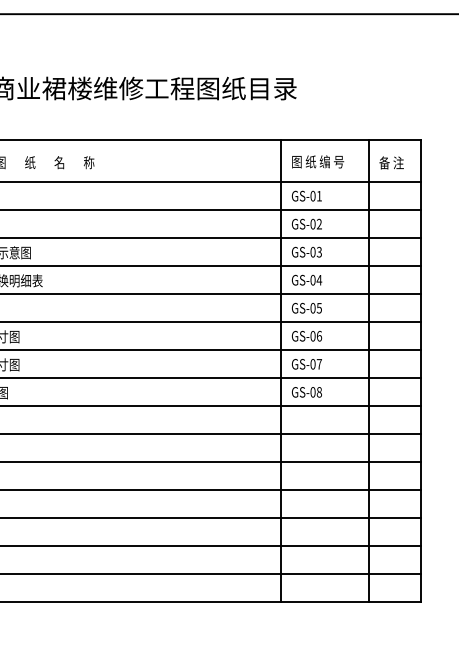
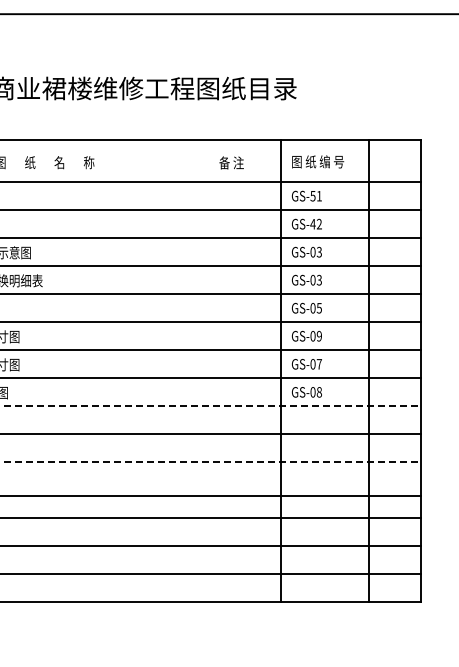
text position: (391, 162) -> (231, 162) (231, 162)
text: GS-01 -> GS-51 (312, 195)
text: GS-02 -> GS-42 (312, 223)
text: GS-04 -> GS-03 (319, 279)
text: GS-06 -> GS-09 (319, 336)
line: solid -> dashed (211, 406)
line: solid -> dashed (211, 462)
line position: (211, 490) -> (211, 496) (211, 496)
